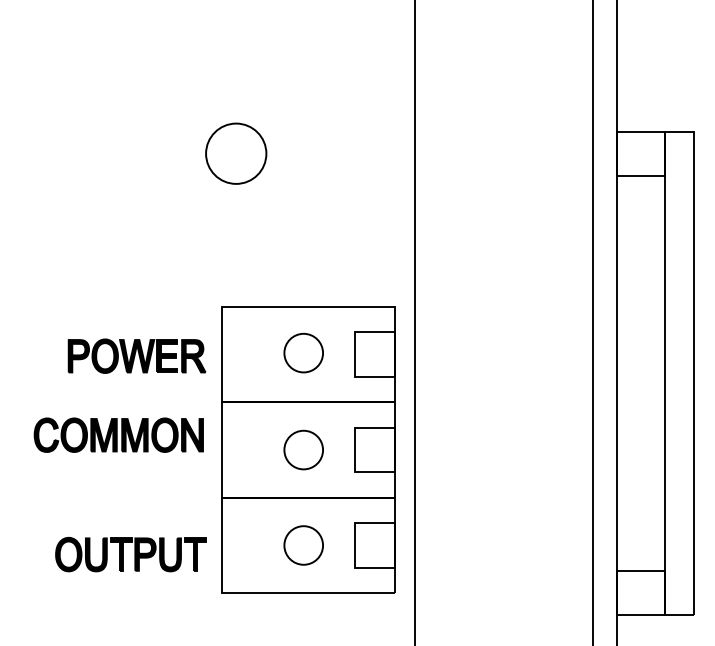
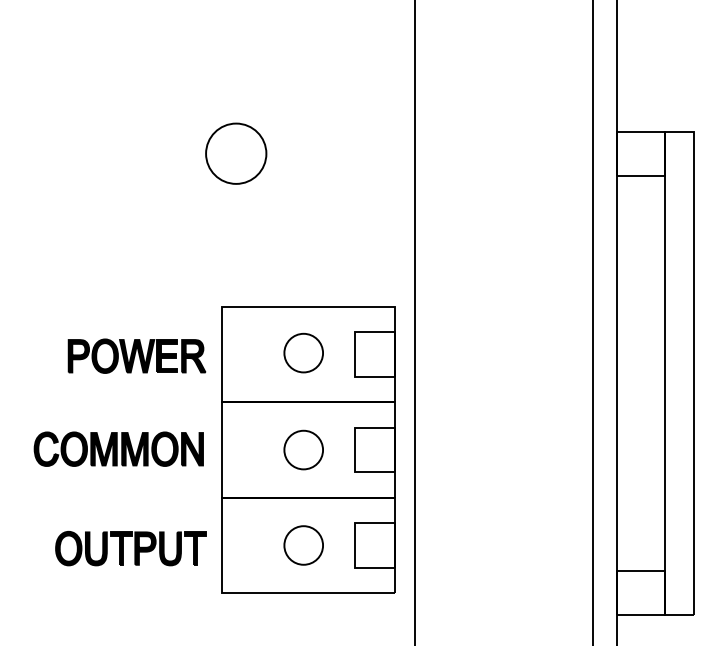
part position: (118, 434) -> (118, 448) (118, 448)
part position: (130, 554) -> (130, 548) (130, 548)
